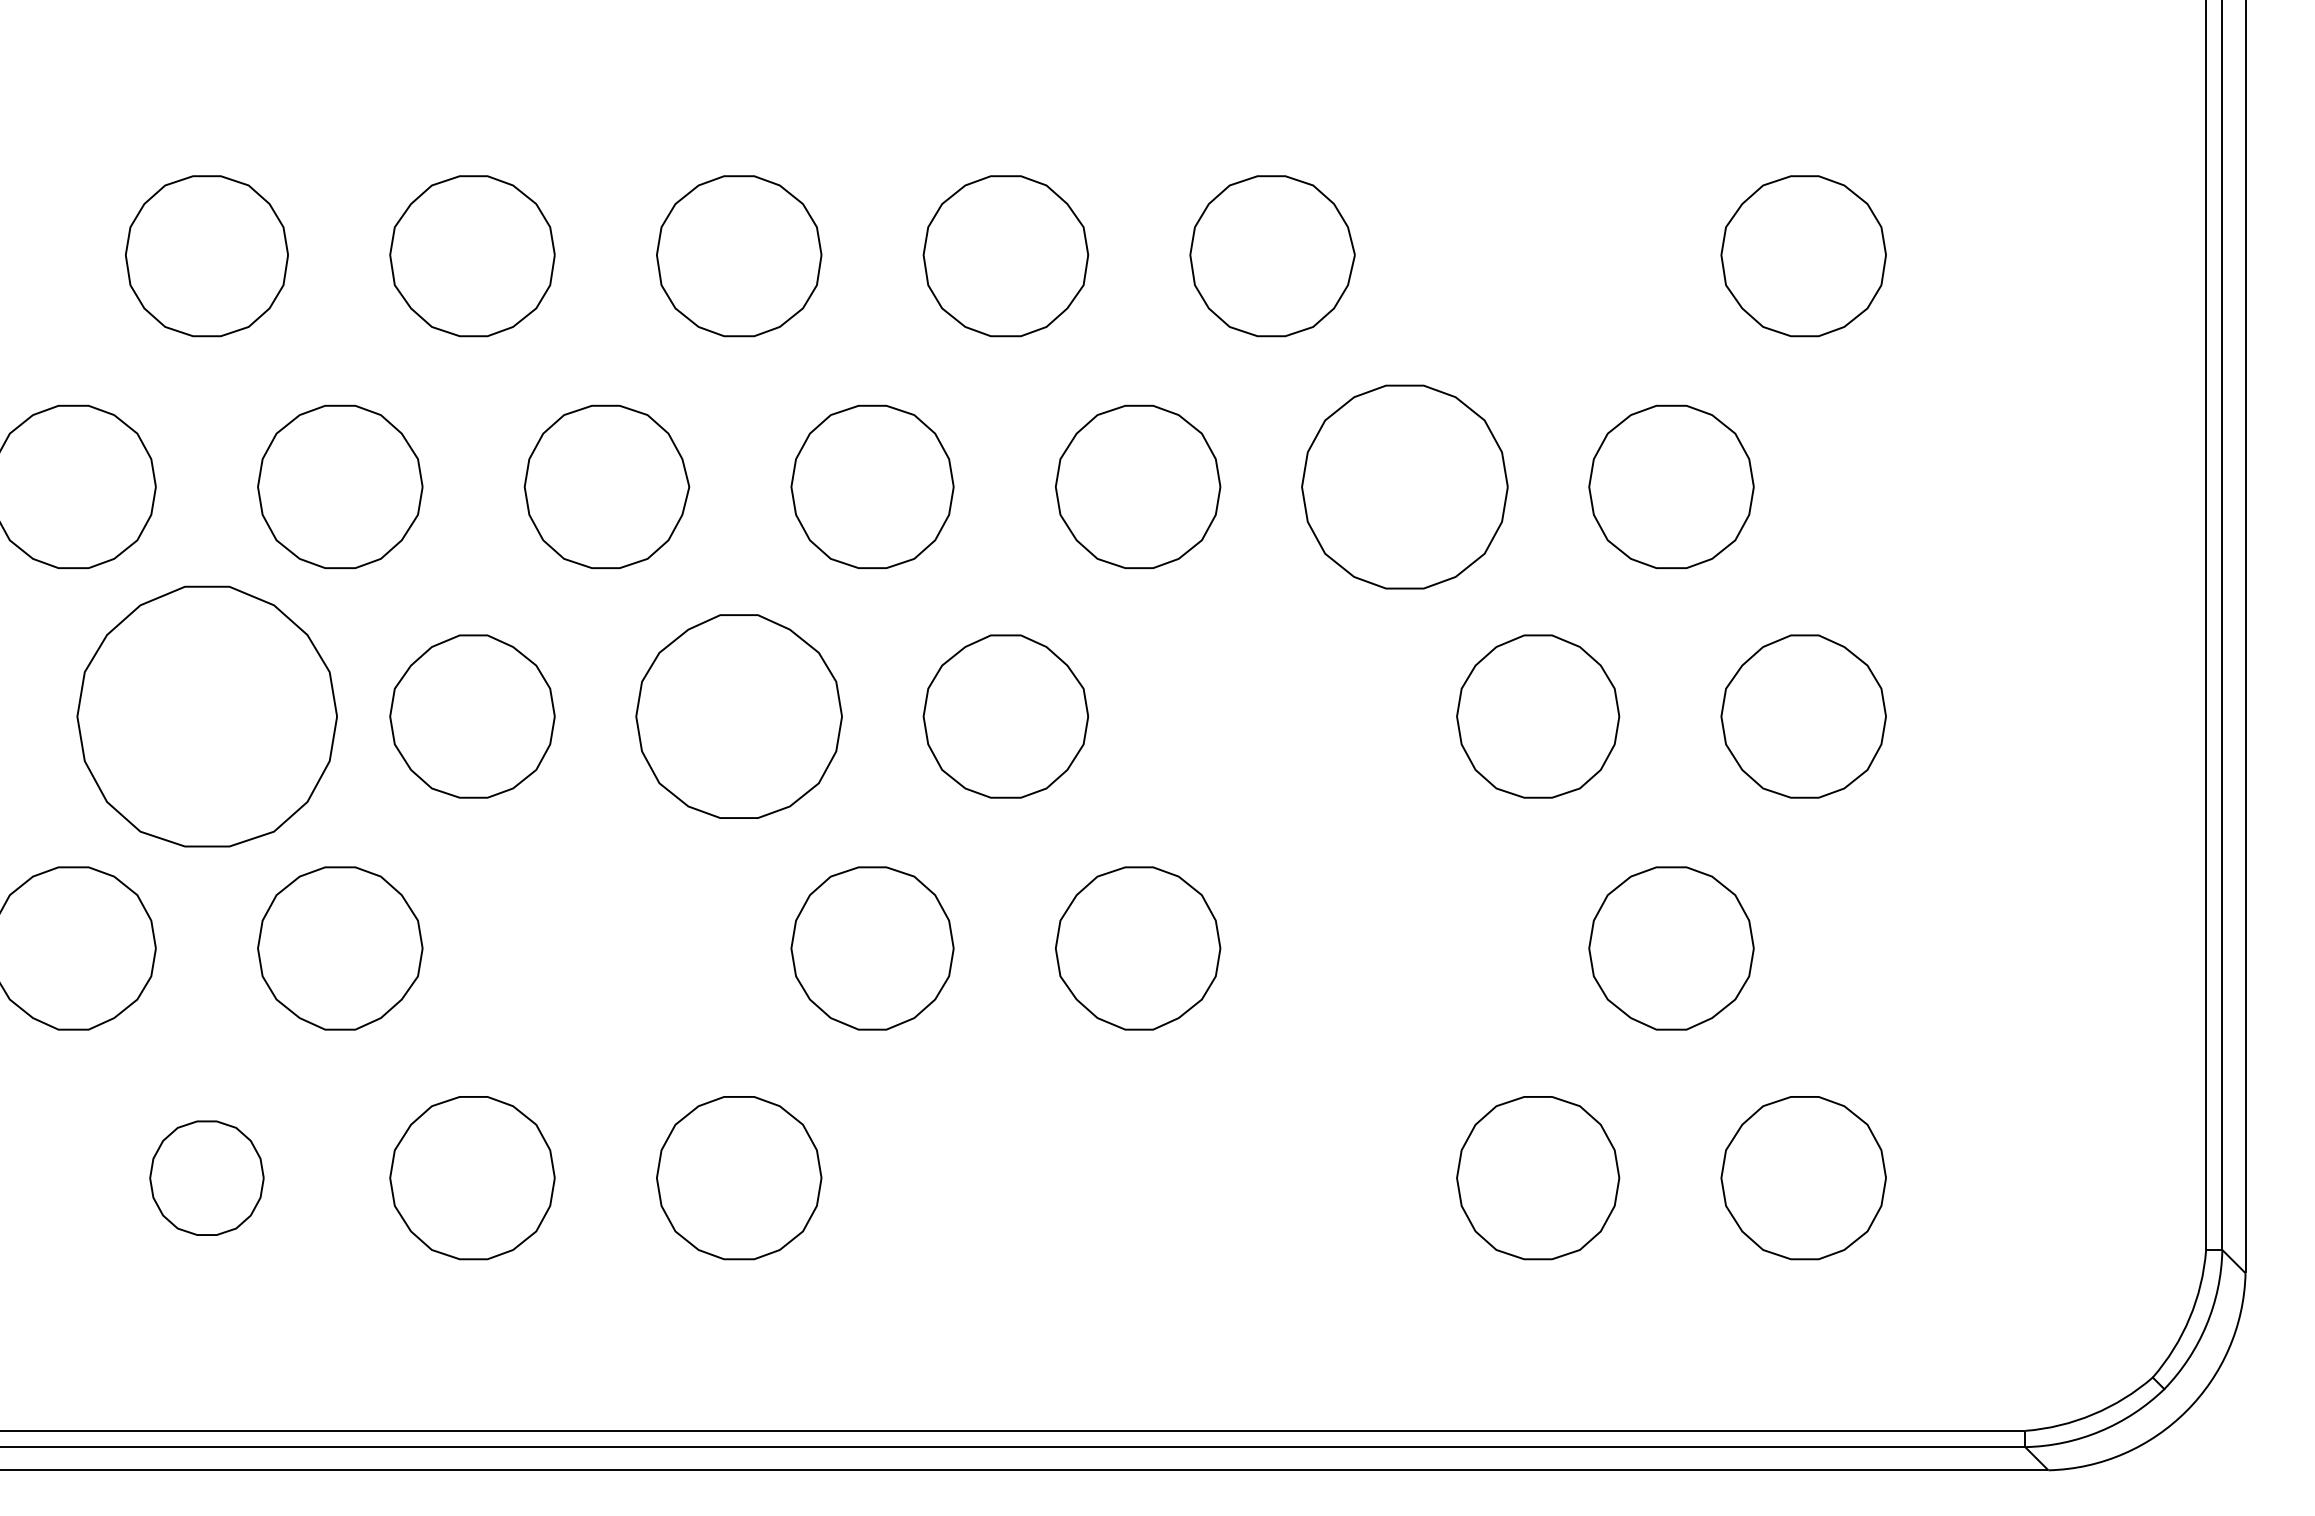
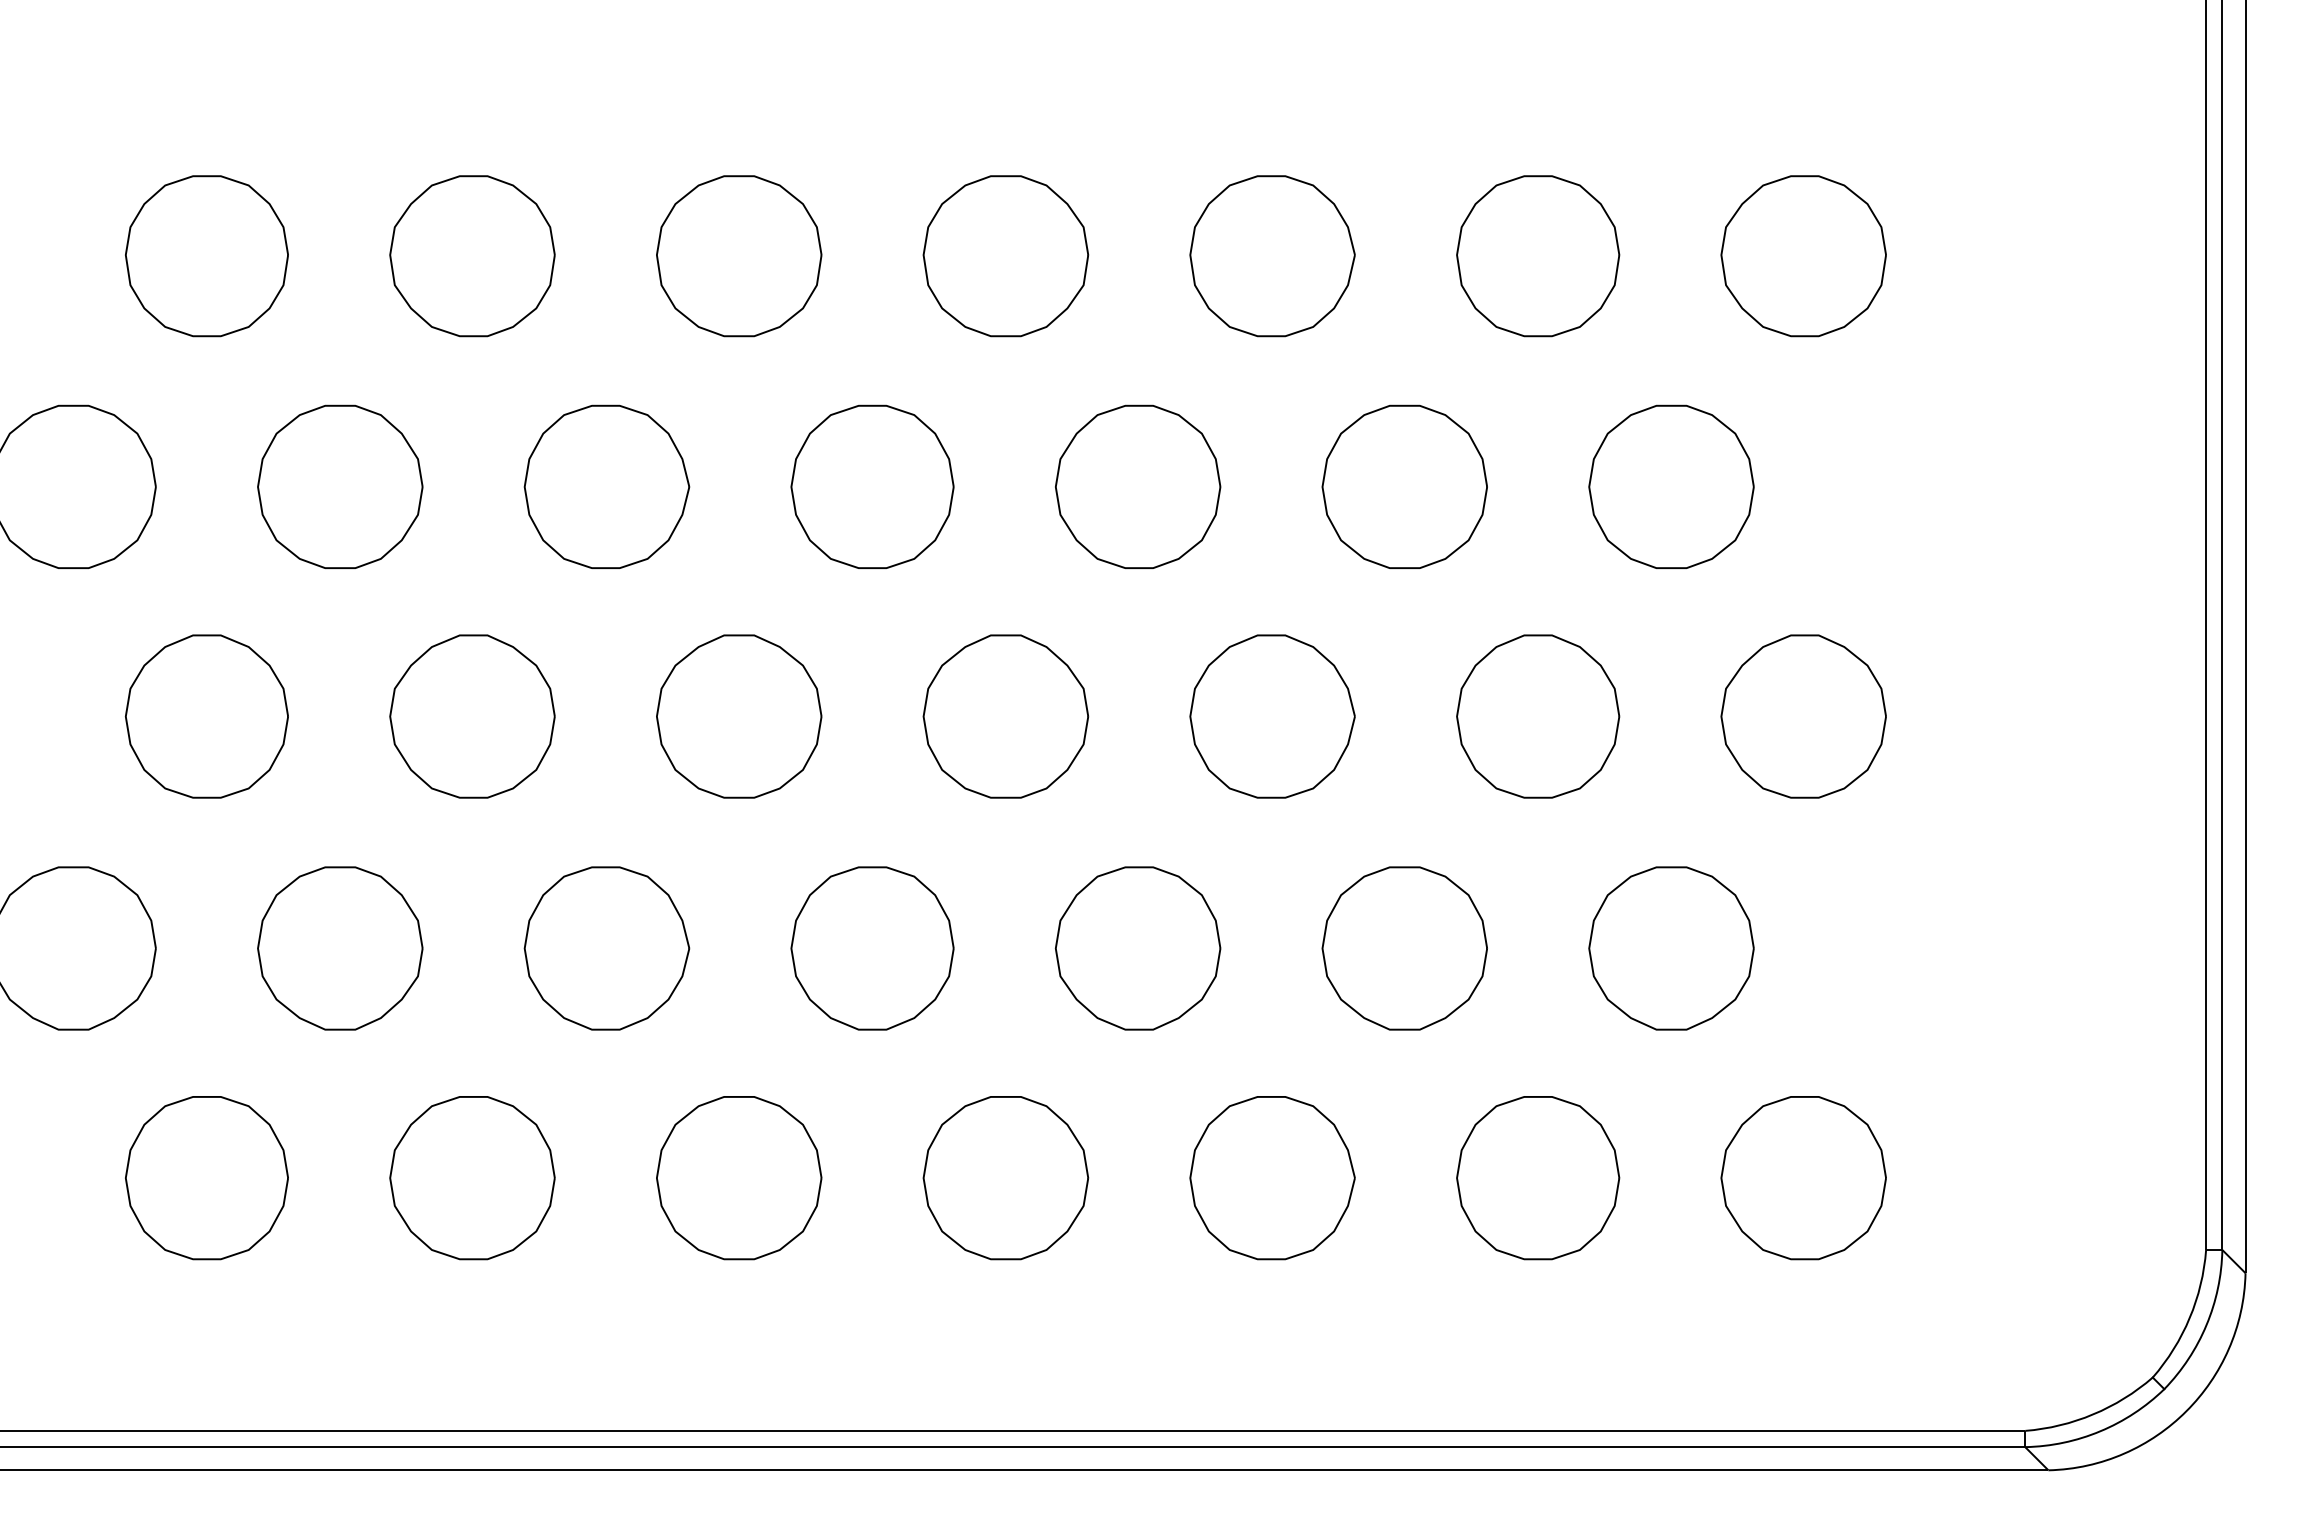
part: none -> present (1538, 256)
part size: 208x206 px -> 167x165 px (1404, 486)
part size: 262x263 px -> 165x165 px (206, 716)
part size: 208x205 px -> 167x165 px (739, 716)
part: none -> present (1272, 716)
part: none -> present (606, 948)
part: none -> present (1404, 948)
part size: 116x116 px -> 164x165 px (206, 1178)
part: none -> present (1005, 1178)
part: none -> present (1272, 1178)
